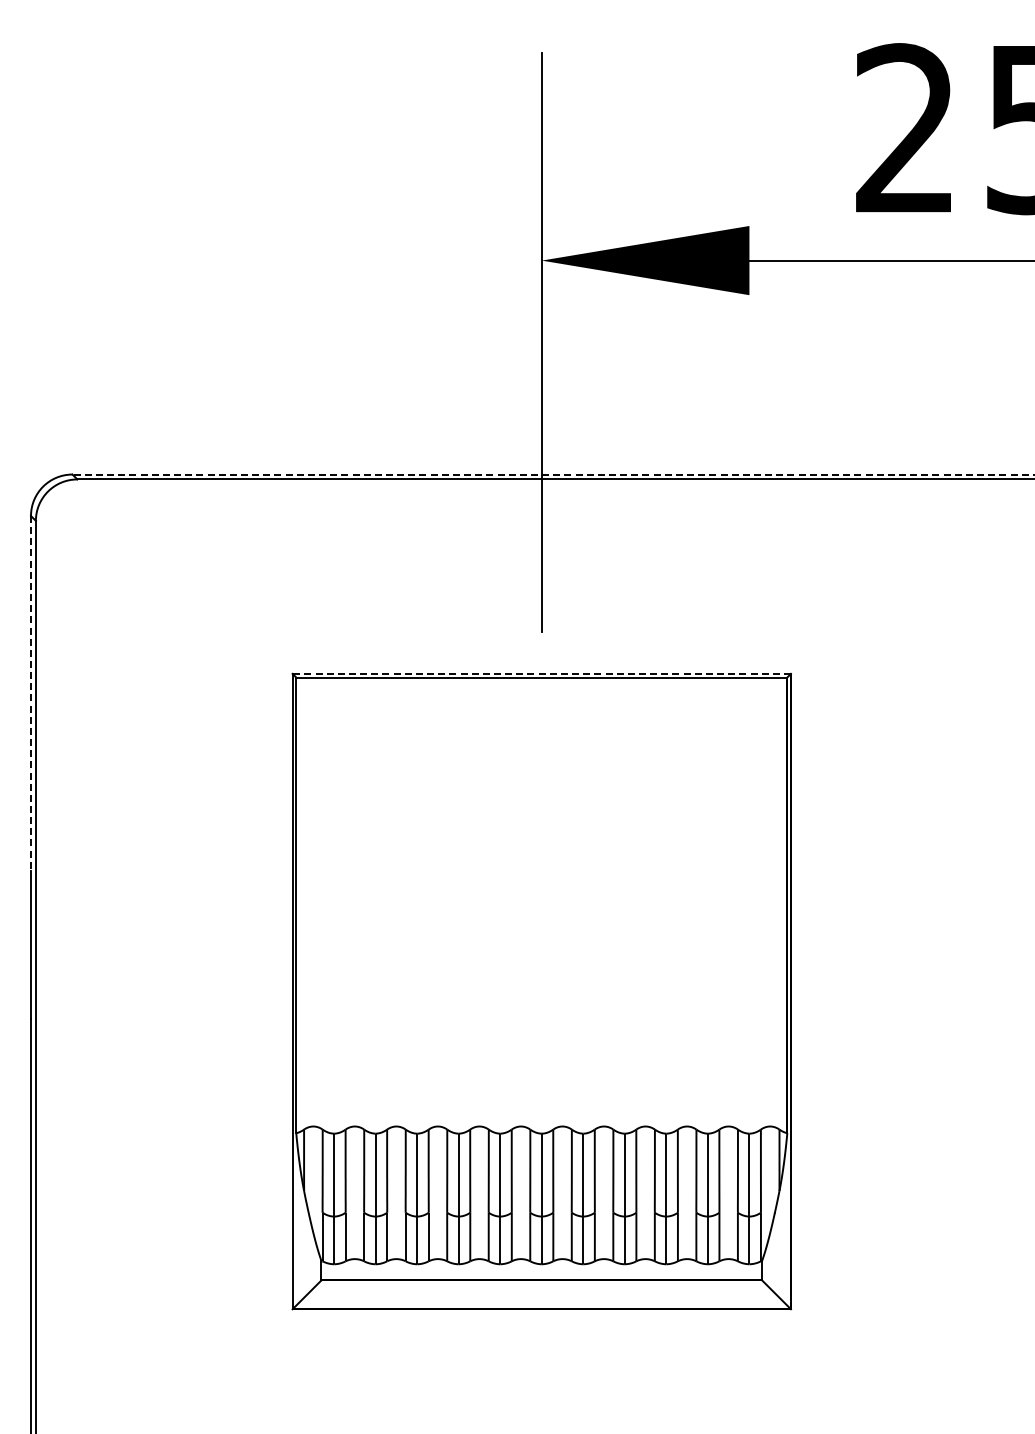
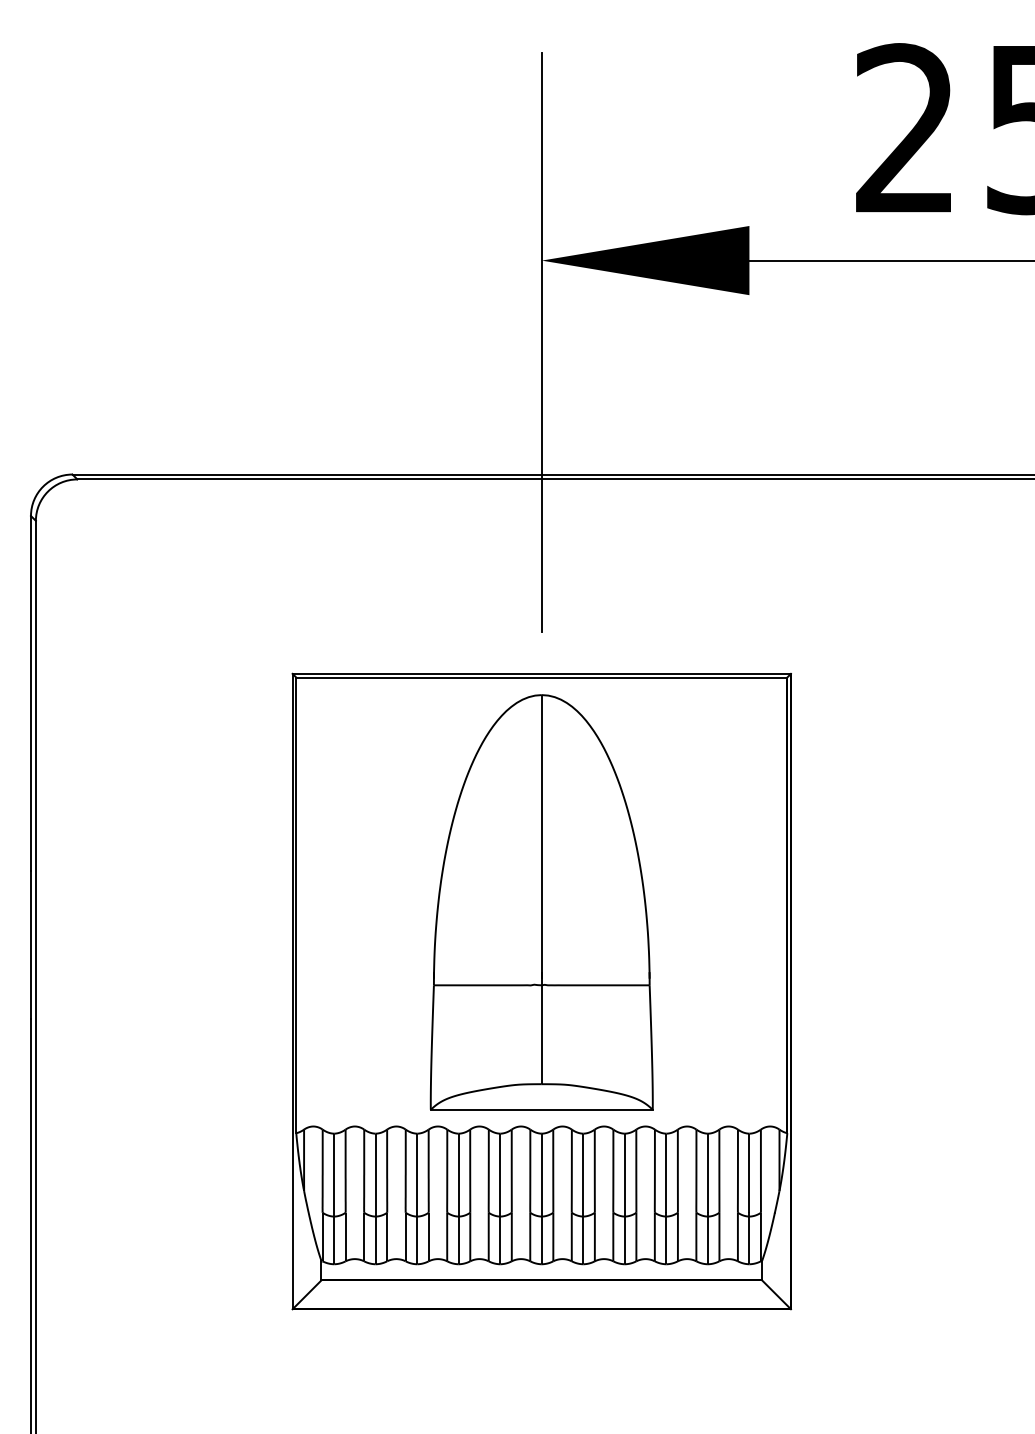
line: dashed -> solid (553, 474)
line: dashed -> solid (541, 673)
line: dashed -> solid (31, 693)
part: none -> present (541, 902)
